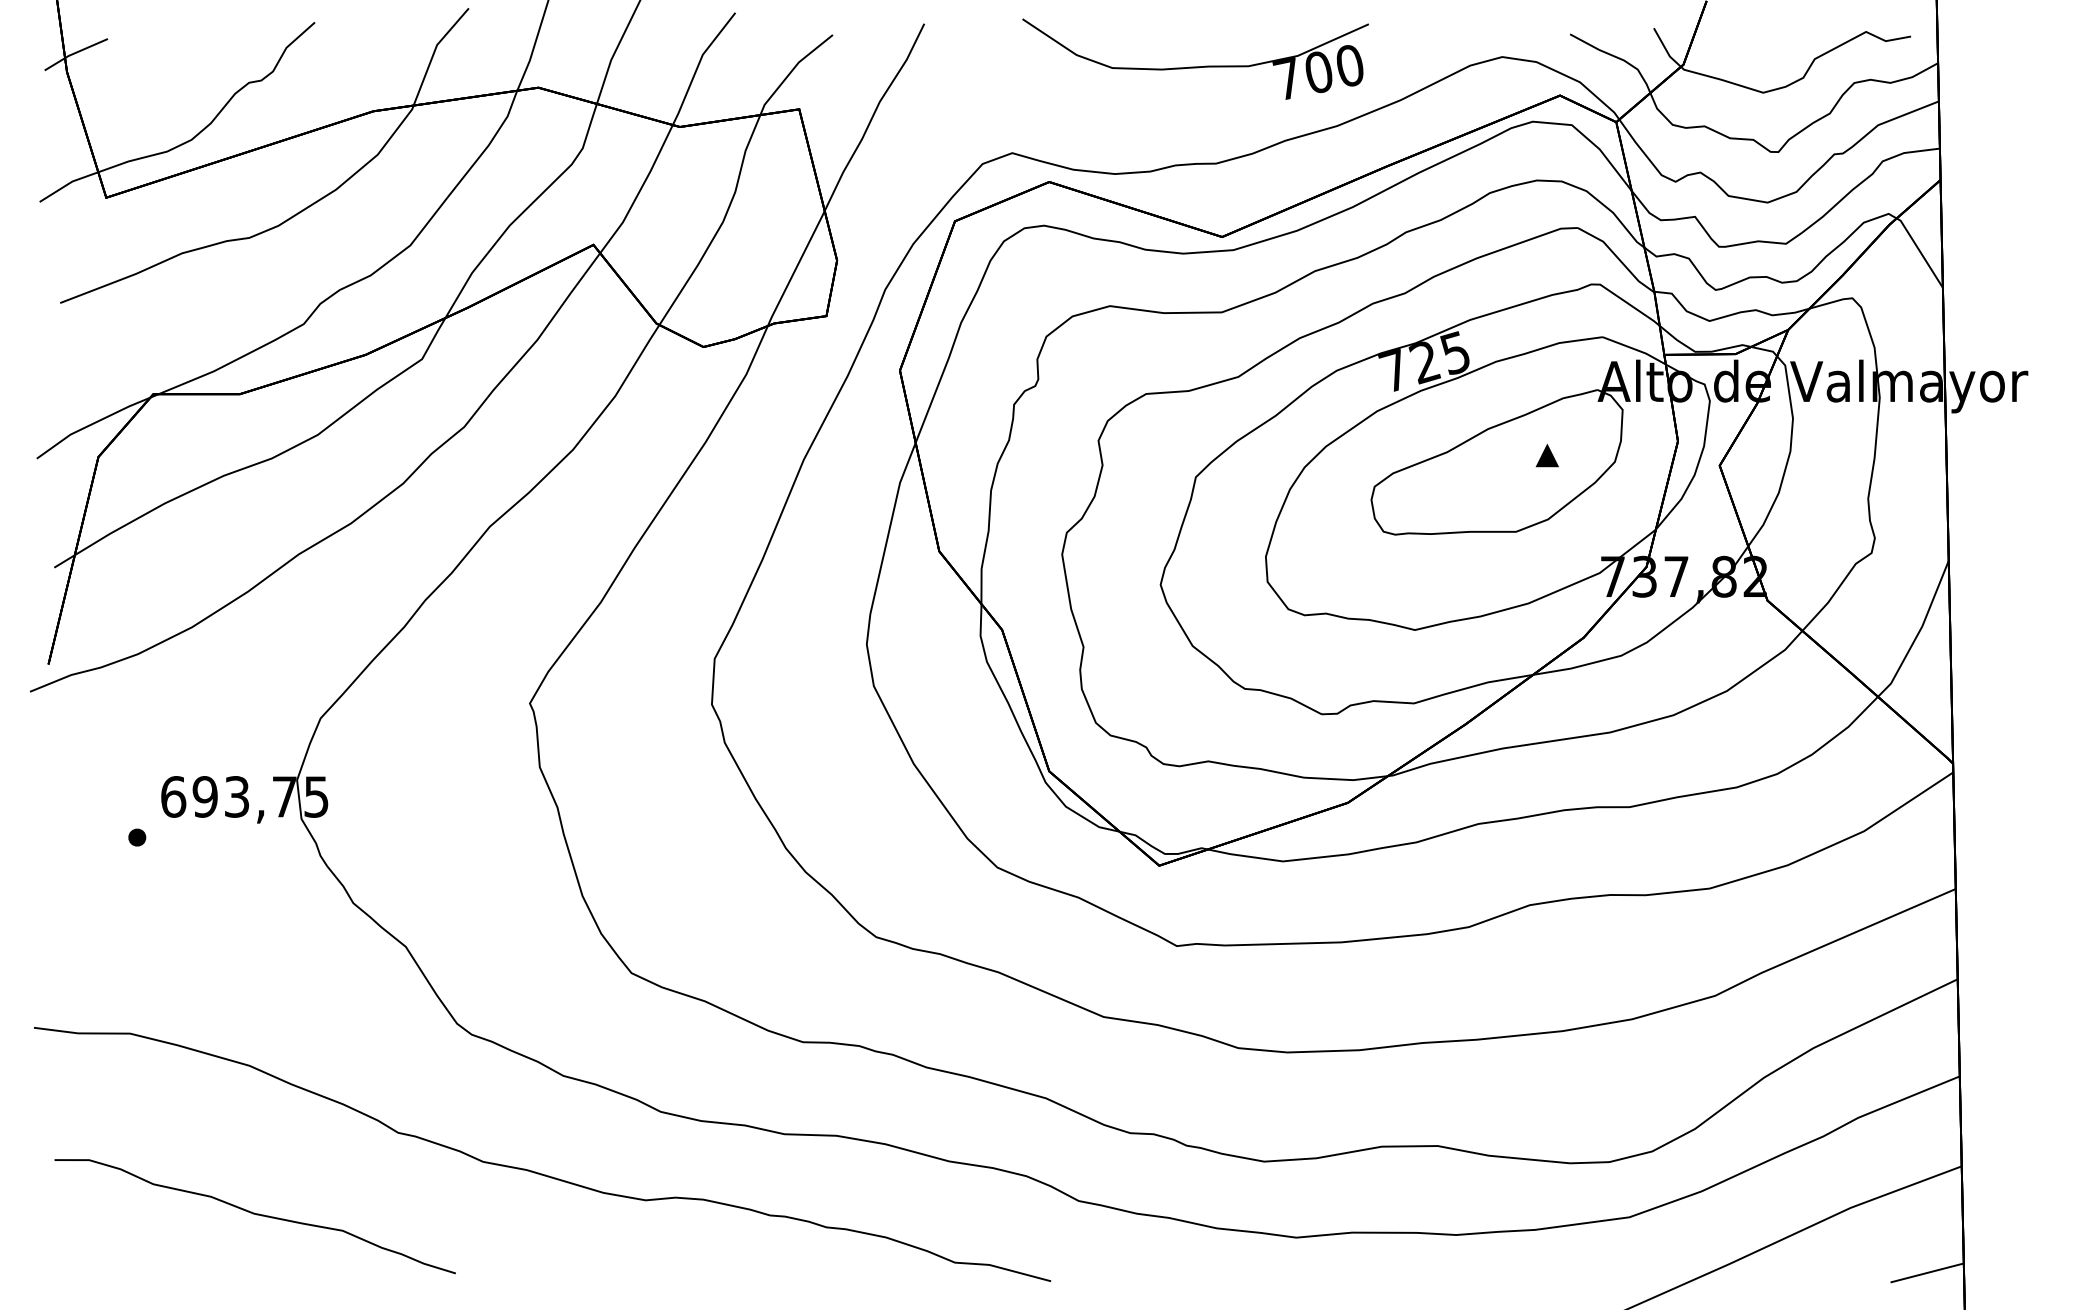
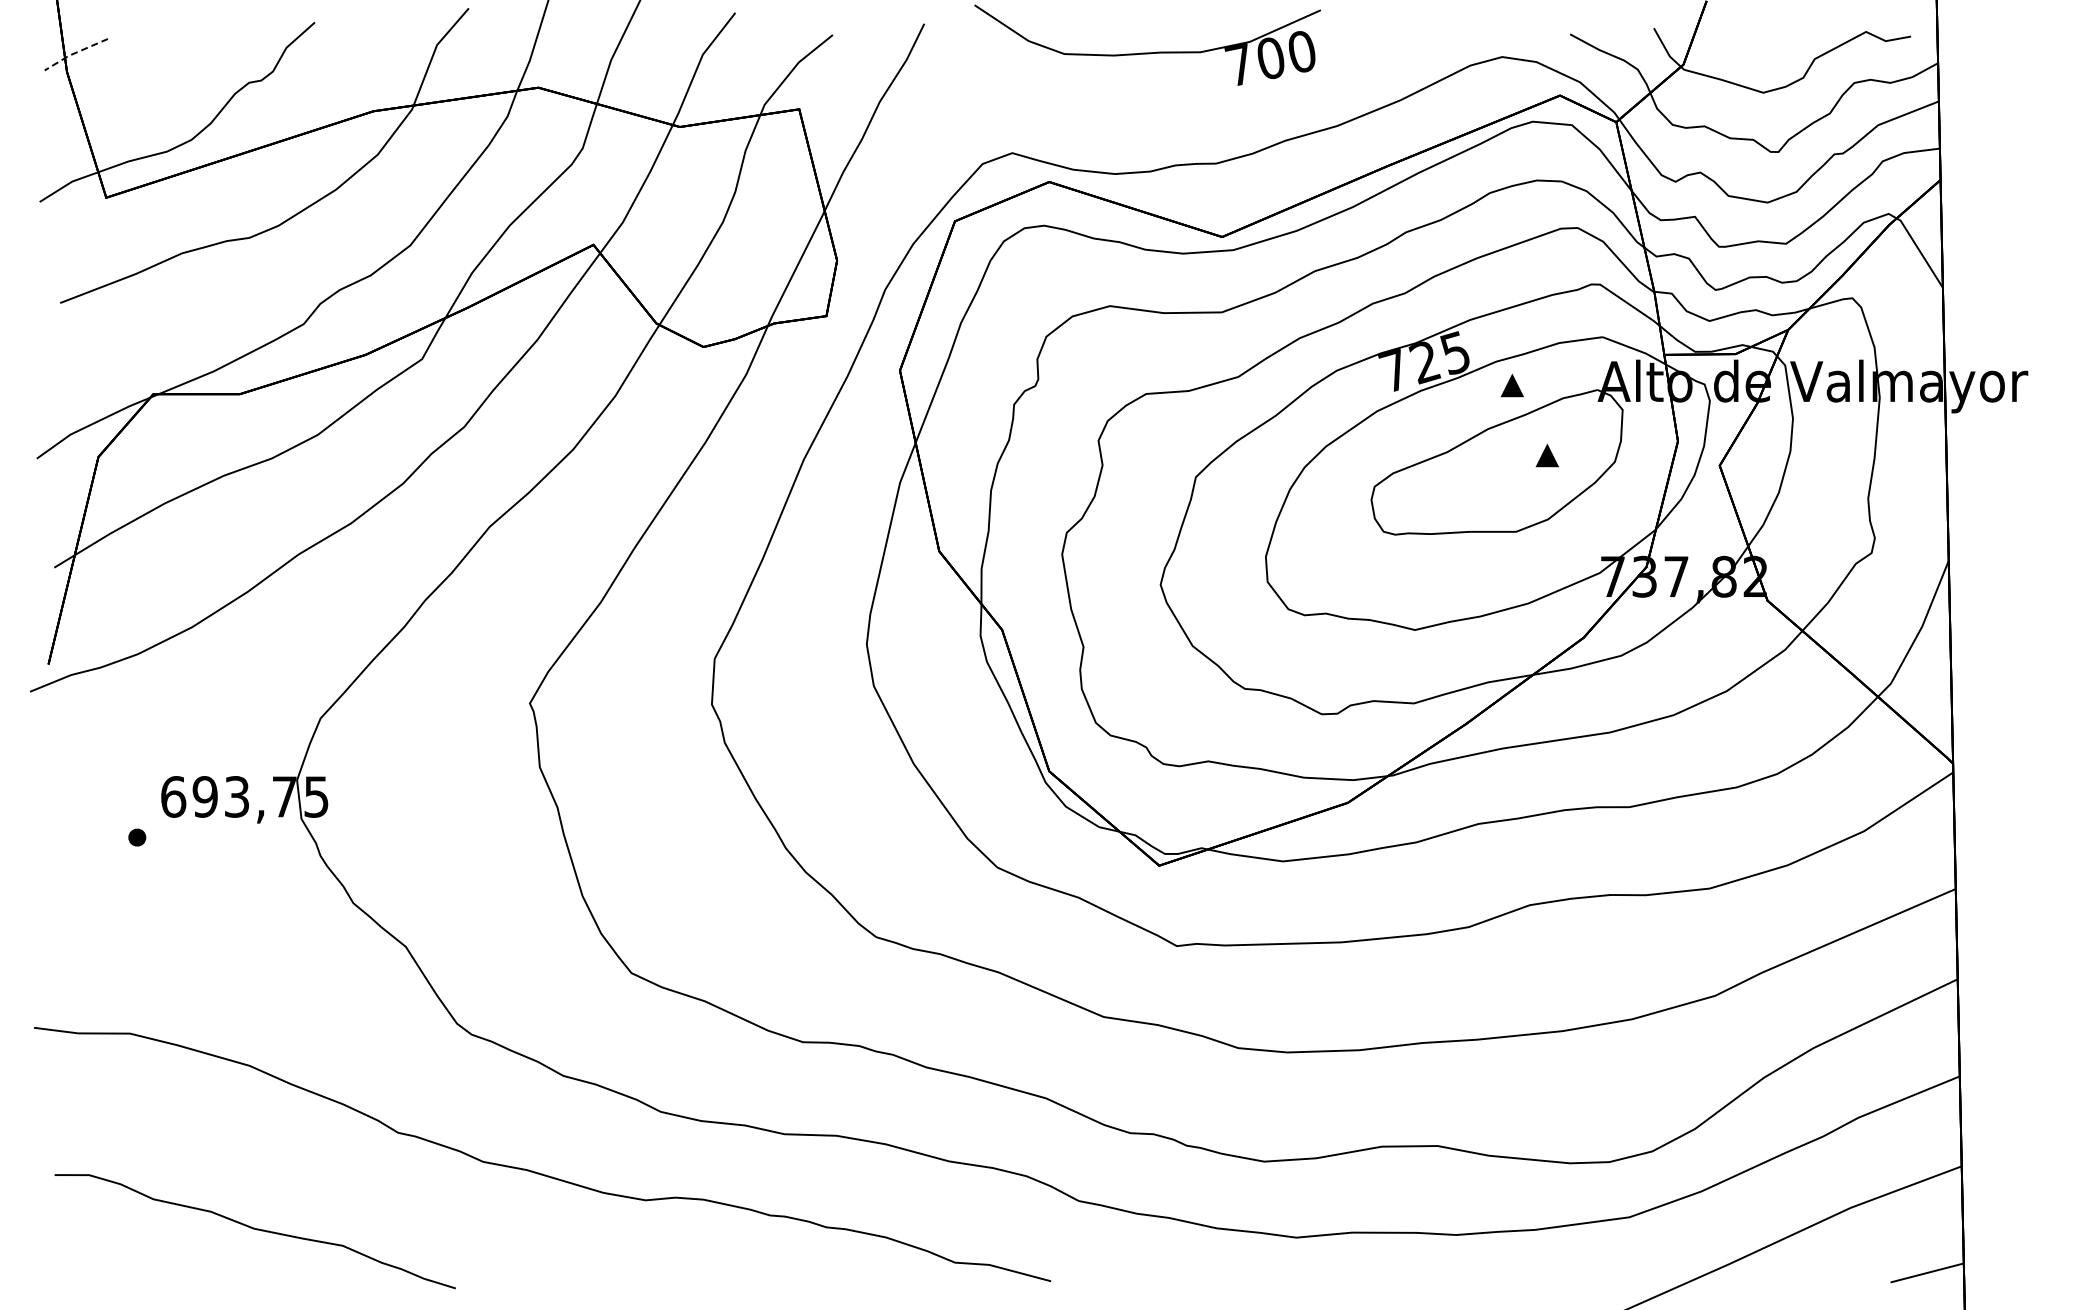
line: solid -> dashed (74, 53)
part position: (1195, 66) -> (1147, 52) (1147, 52)
part: none -> present (1511, 385)
curve position: (254, 1214) -> (254, 1229) (254, 1229)
